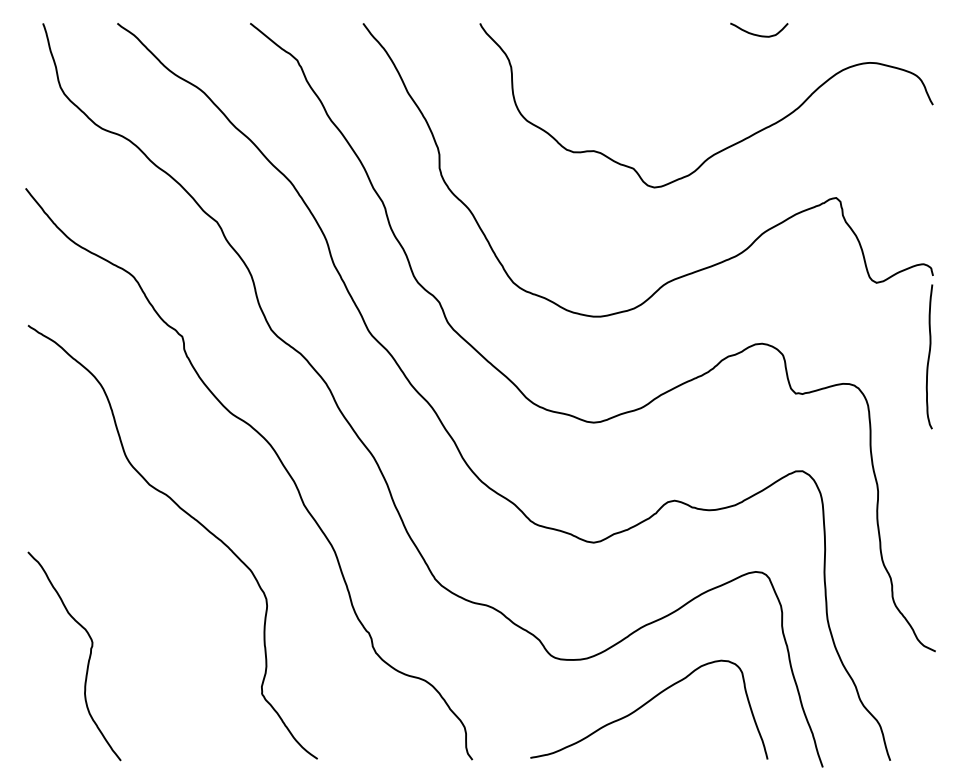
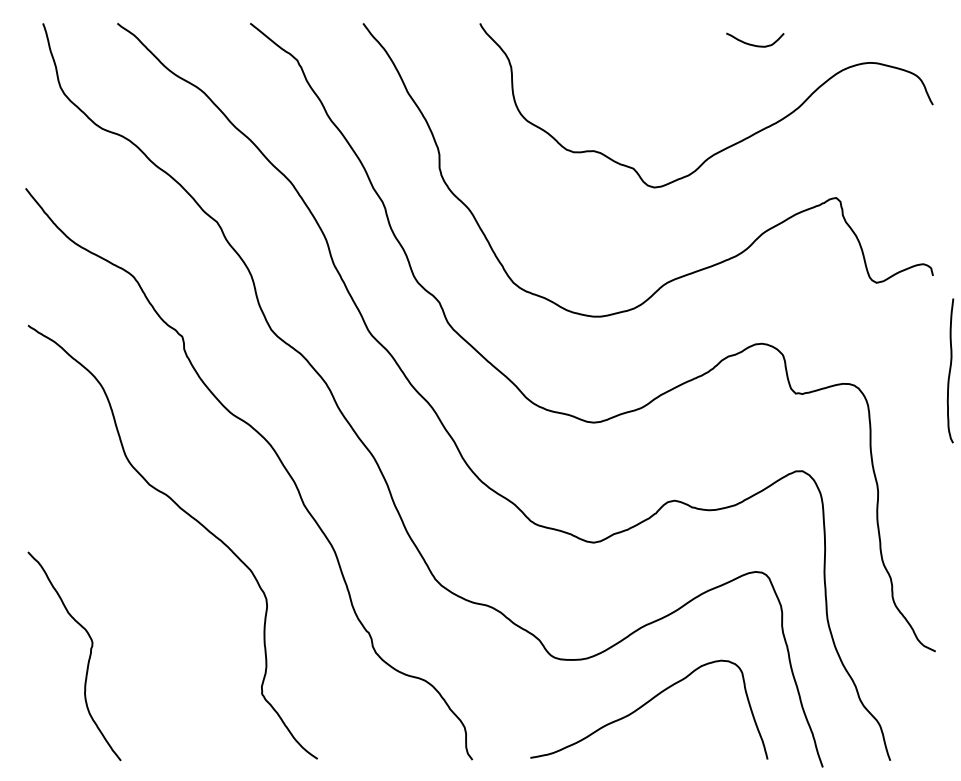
curve position: (758, 34) -> (754, 44) (754, 44)
curve position: (929, 356) -> (950, 370) (950, 370)
